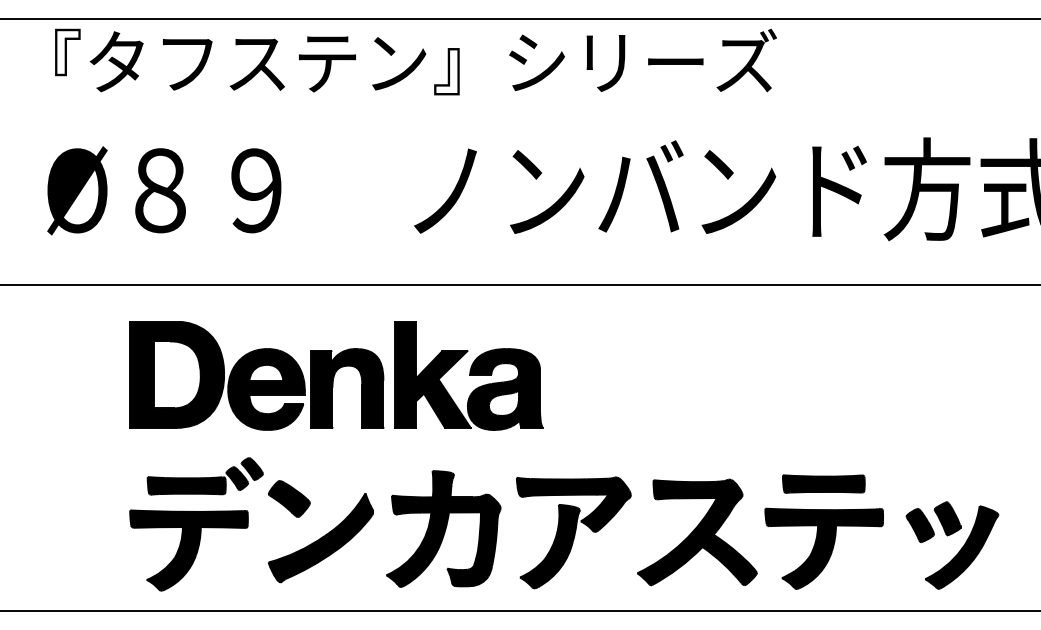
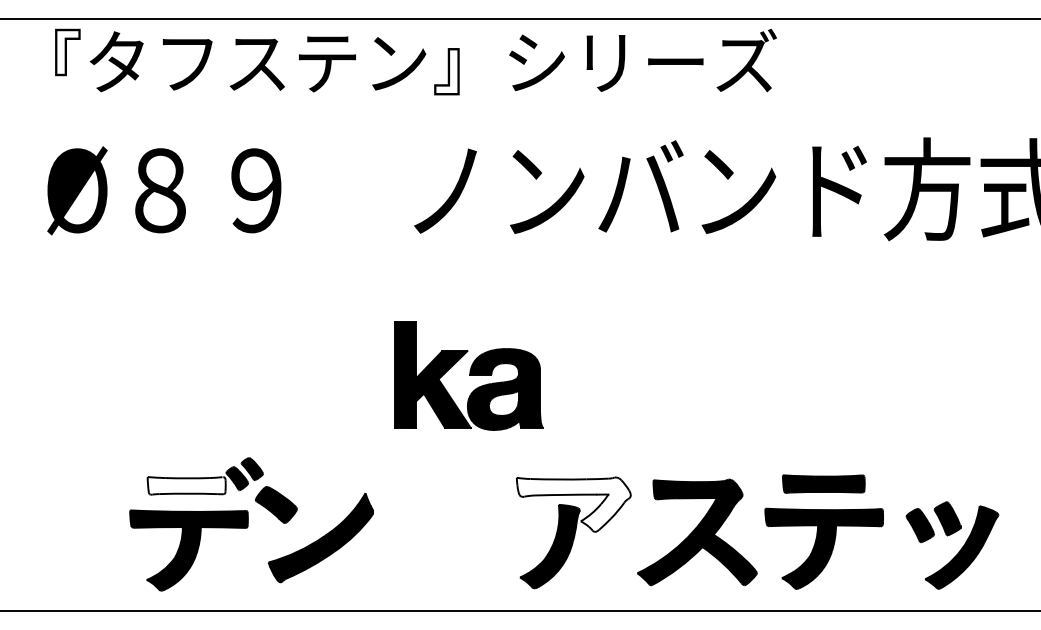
line: present -> none (519, 285)
part: present -> none (256, 375)
fill: present -> none (186, 485)
part position: (289, 498) -> (276, 504) (276, 504)
fill: present -> none (573, 504)
part: present -> none (443, 528)
